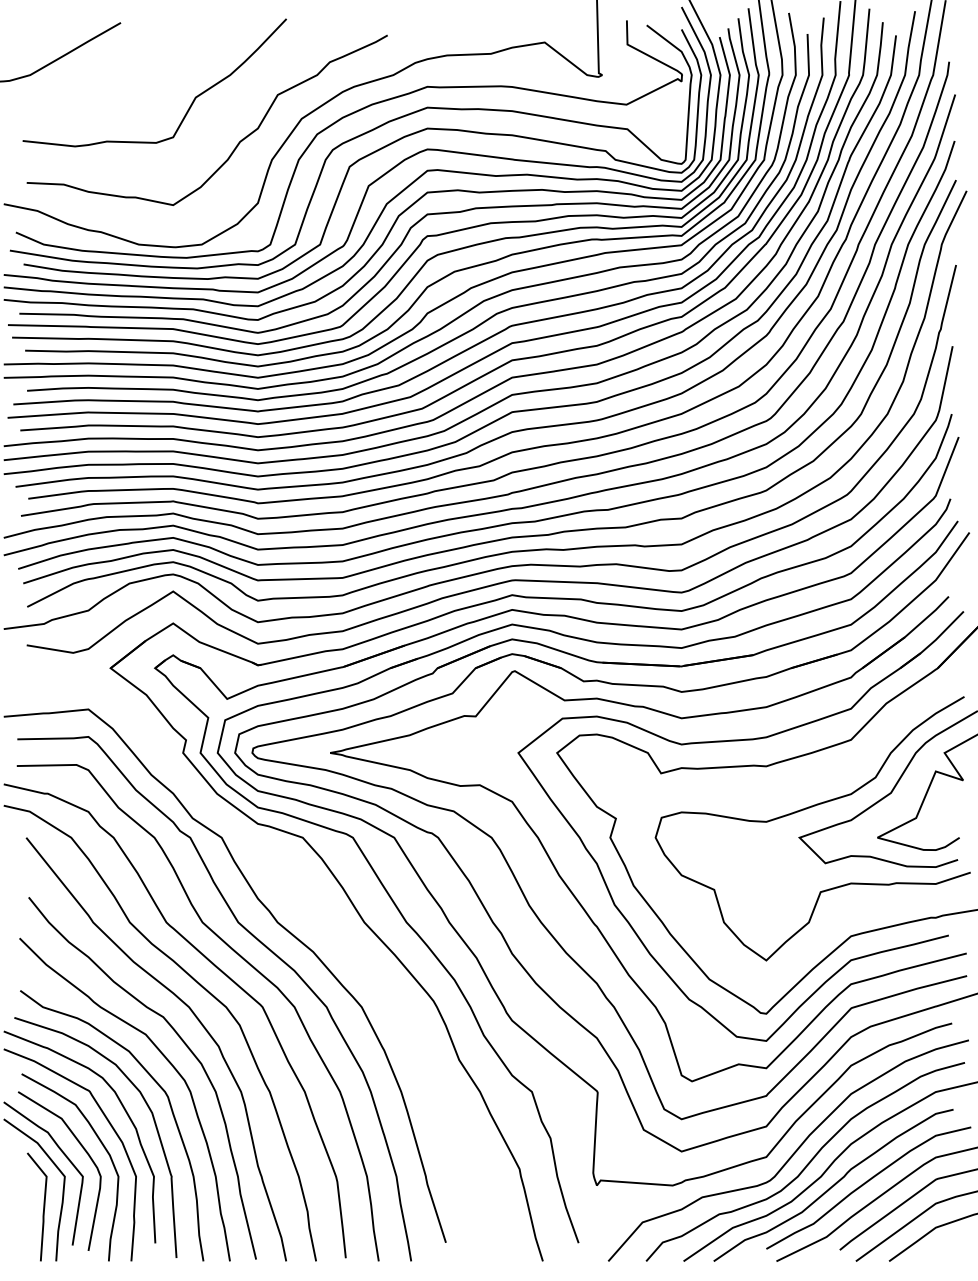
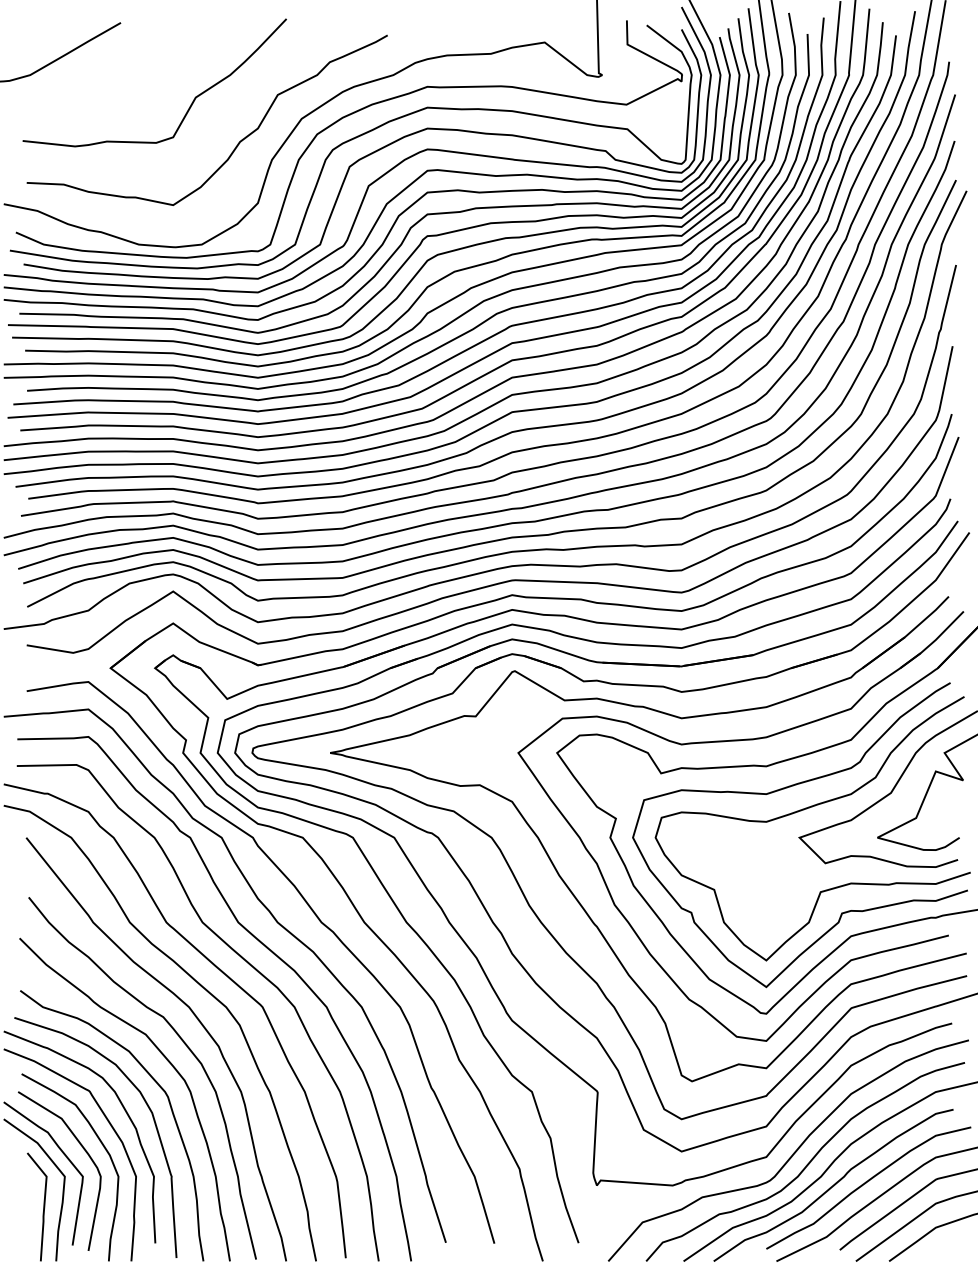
curve: none -> present (784, 789)
curve: none -> present (318, 920)
